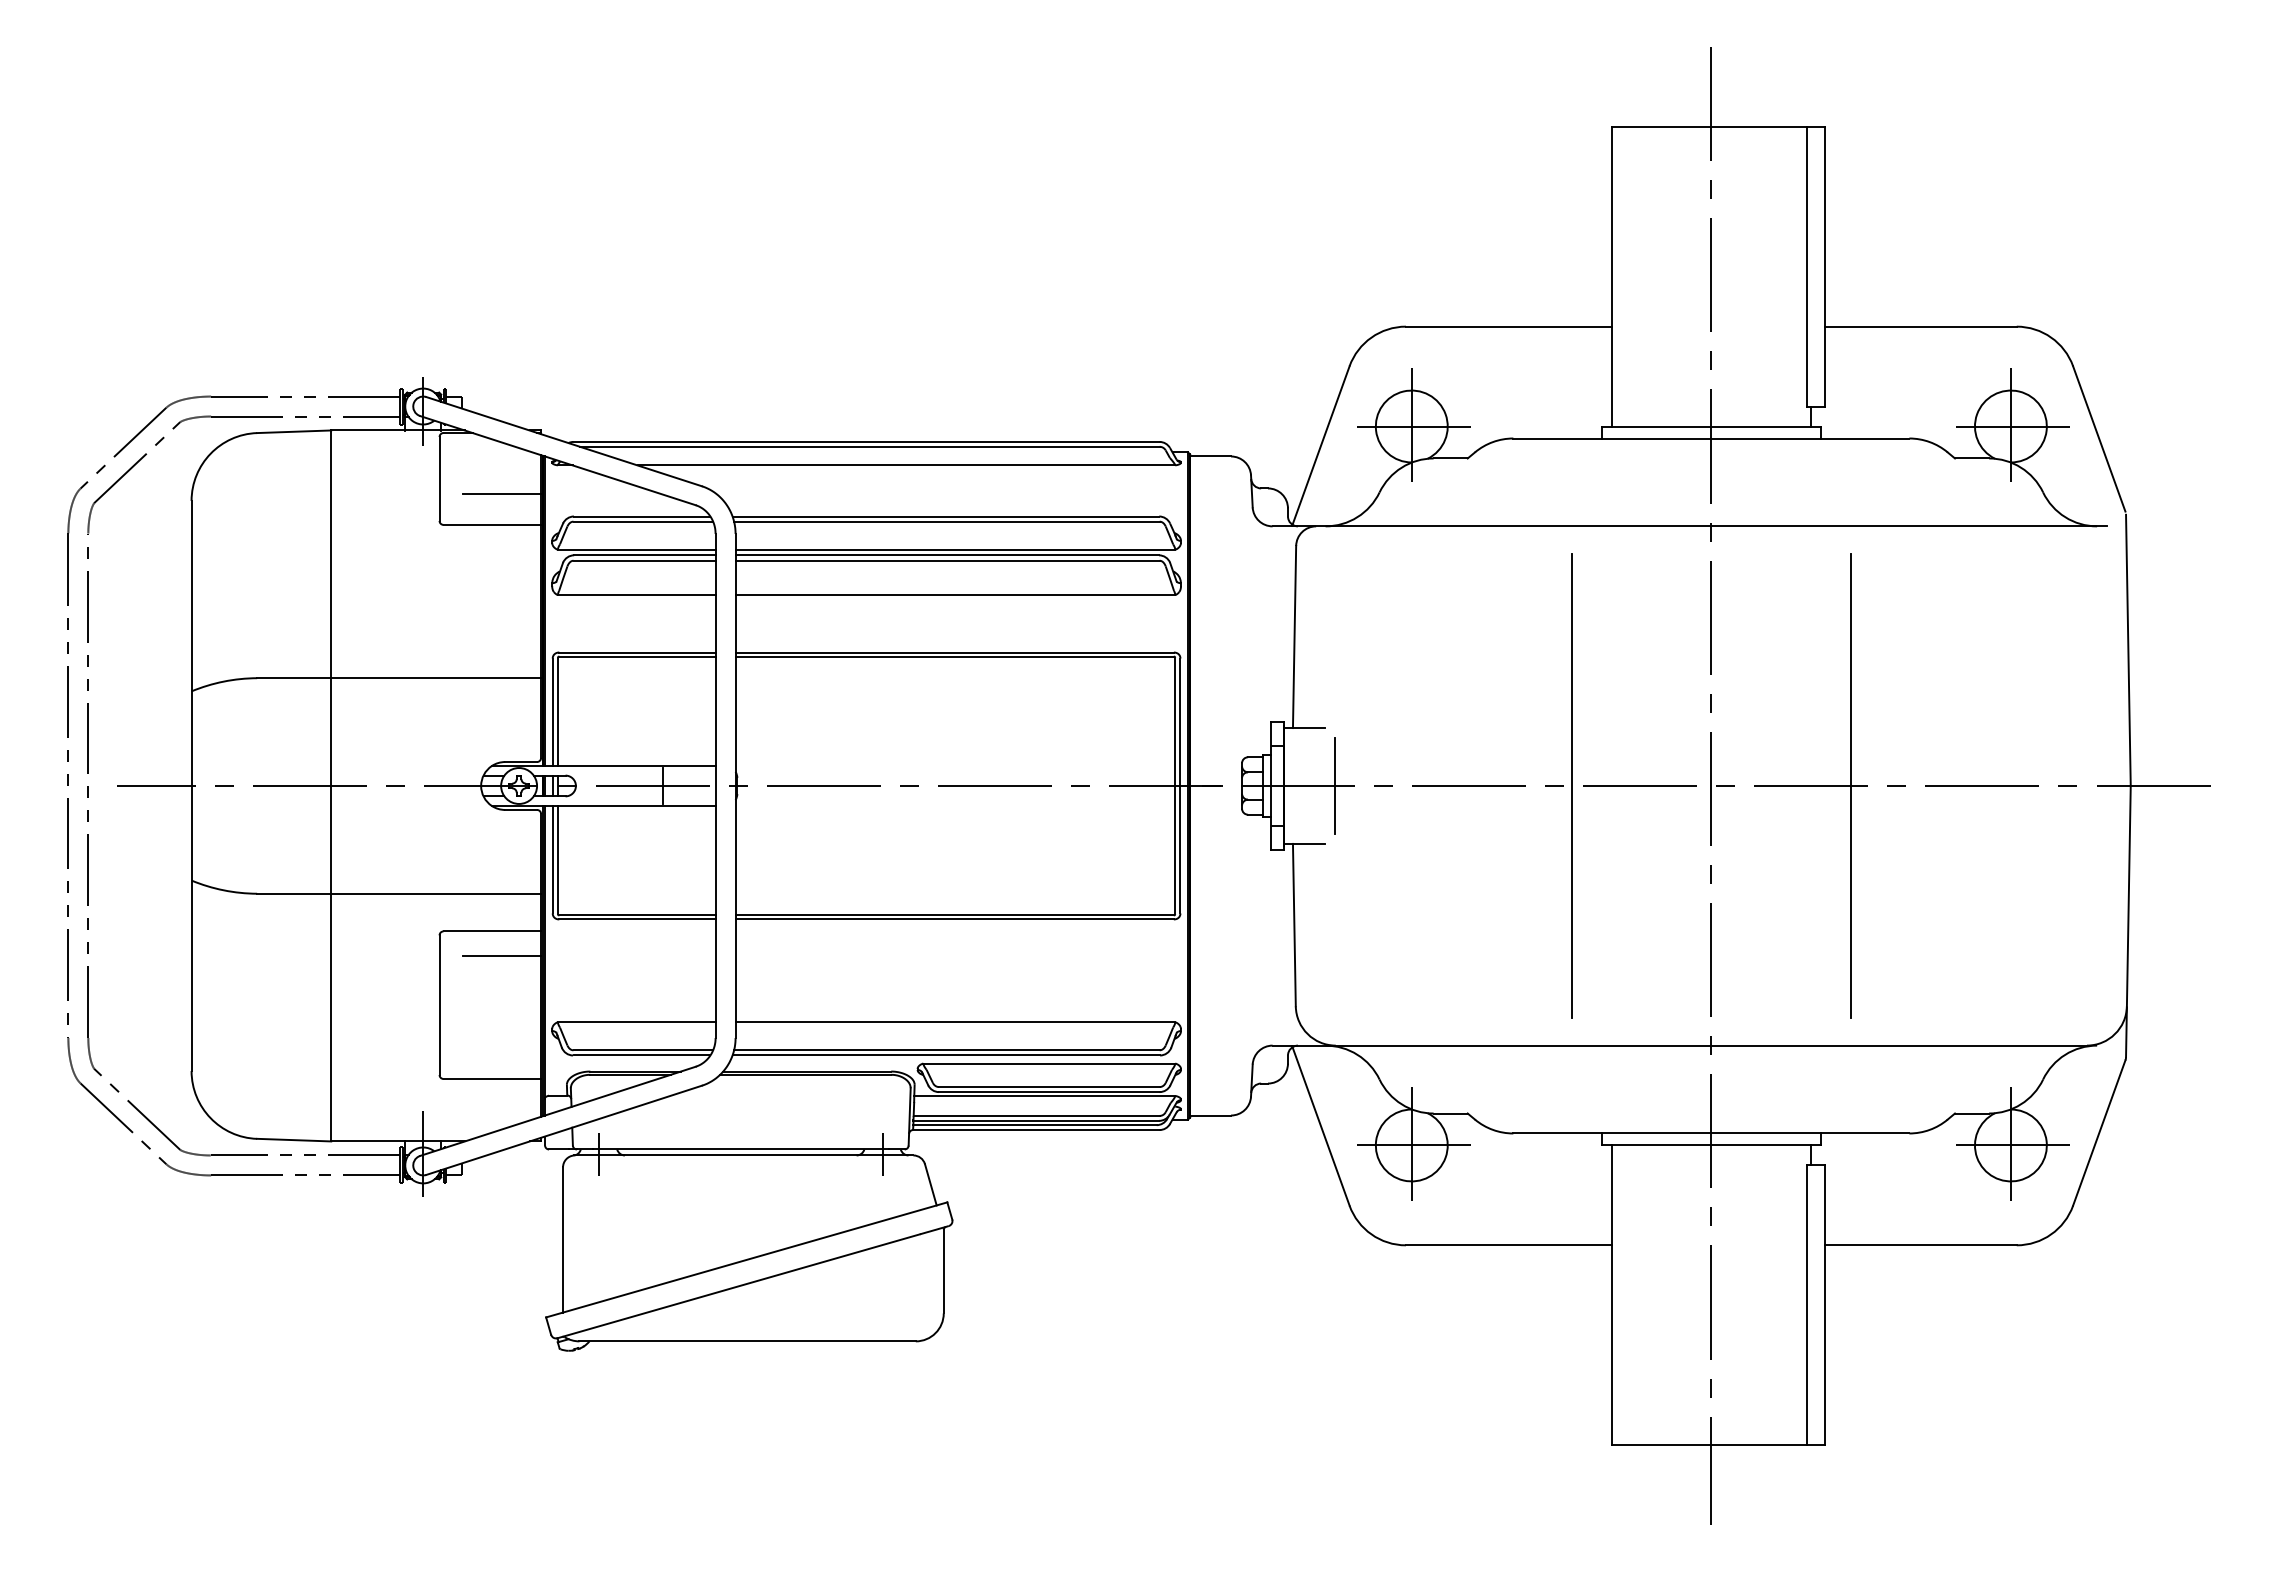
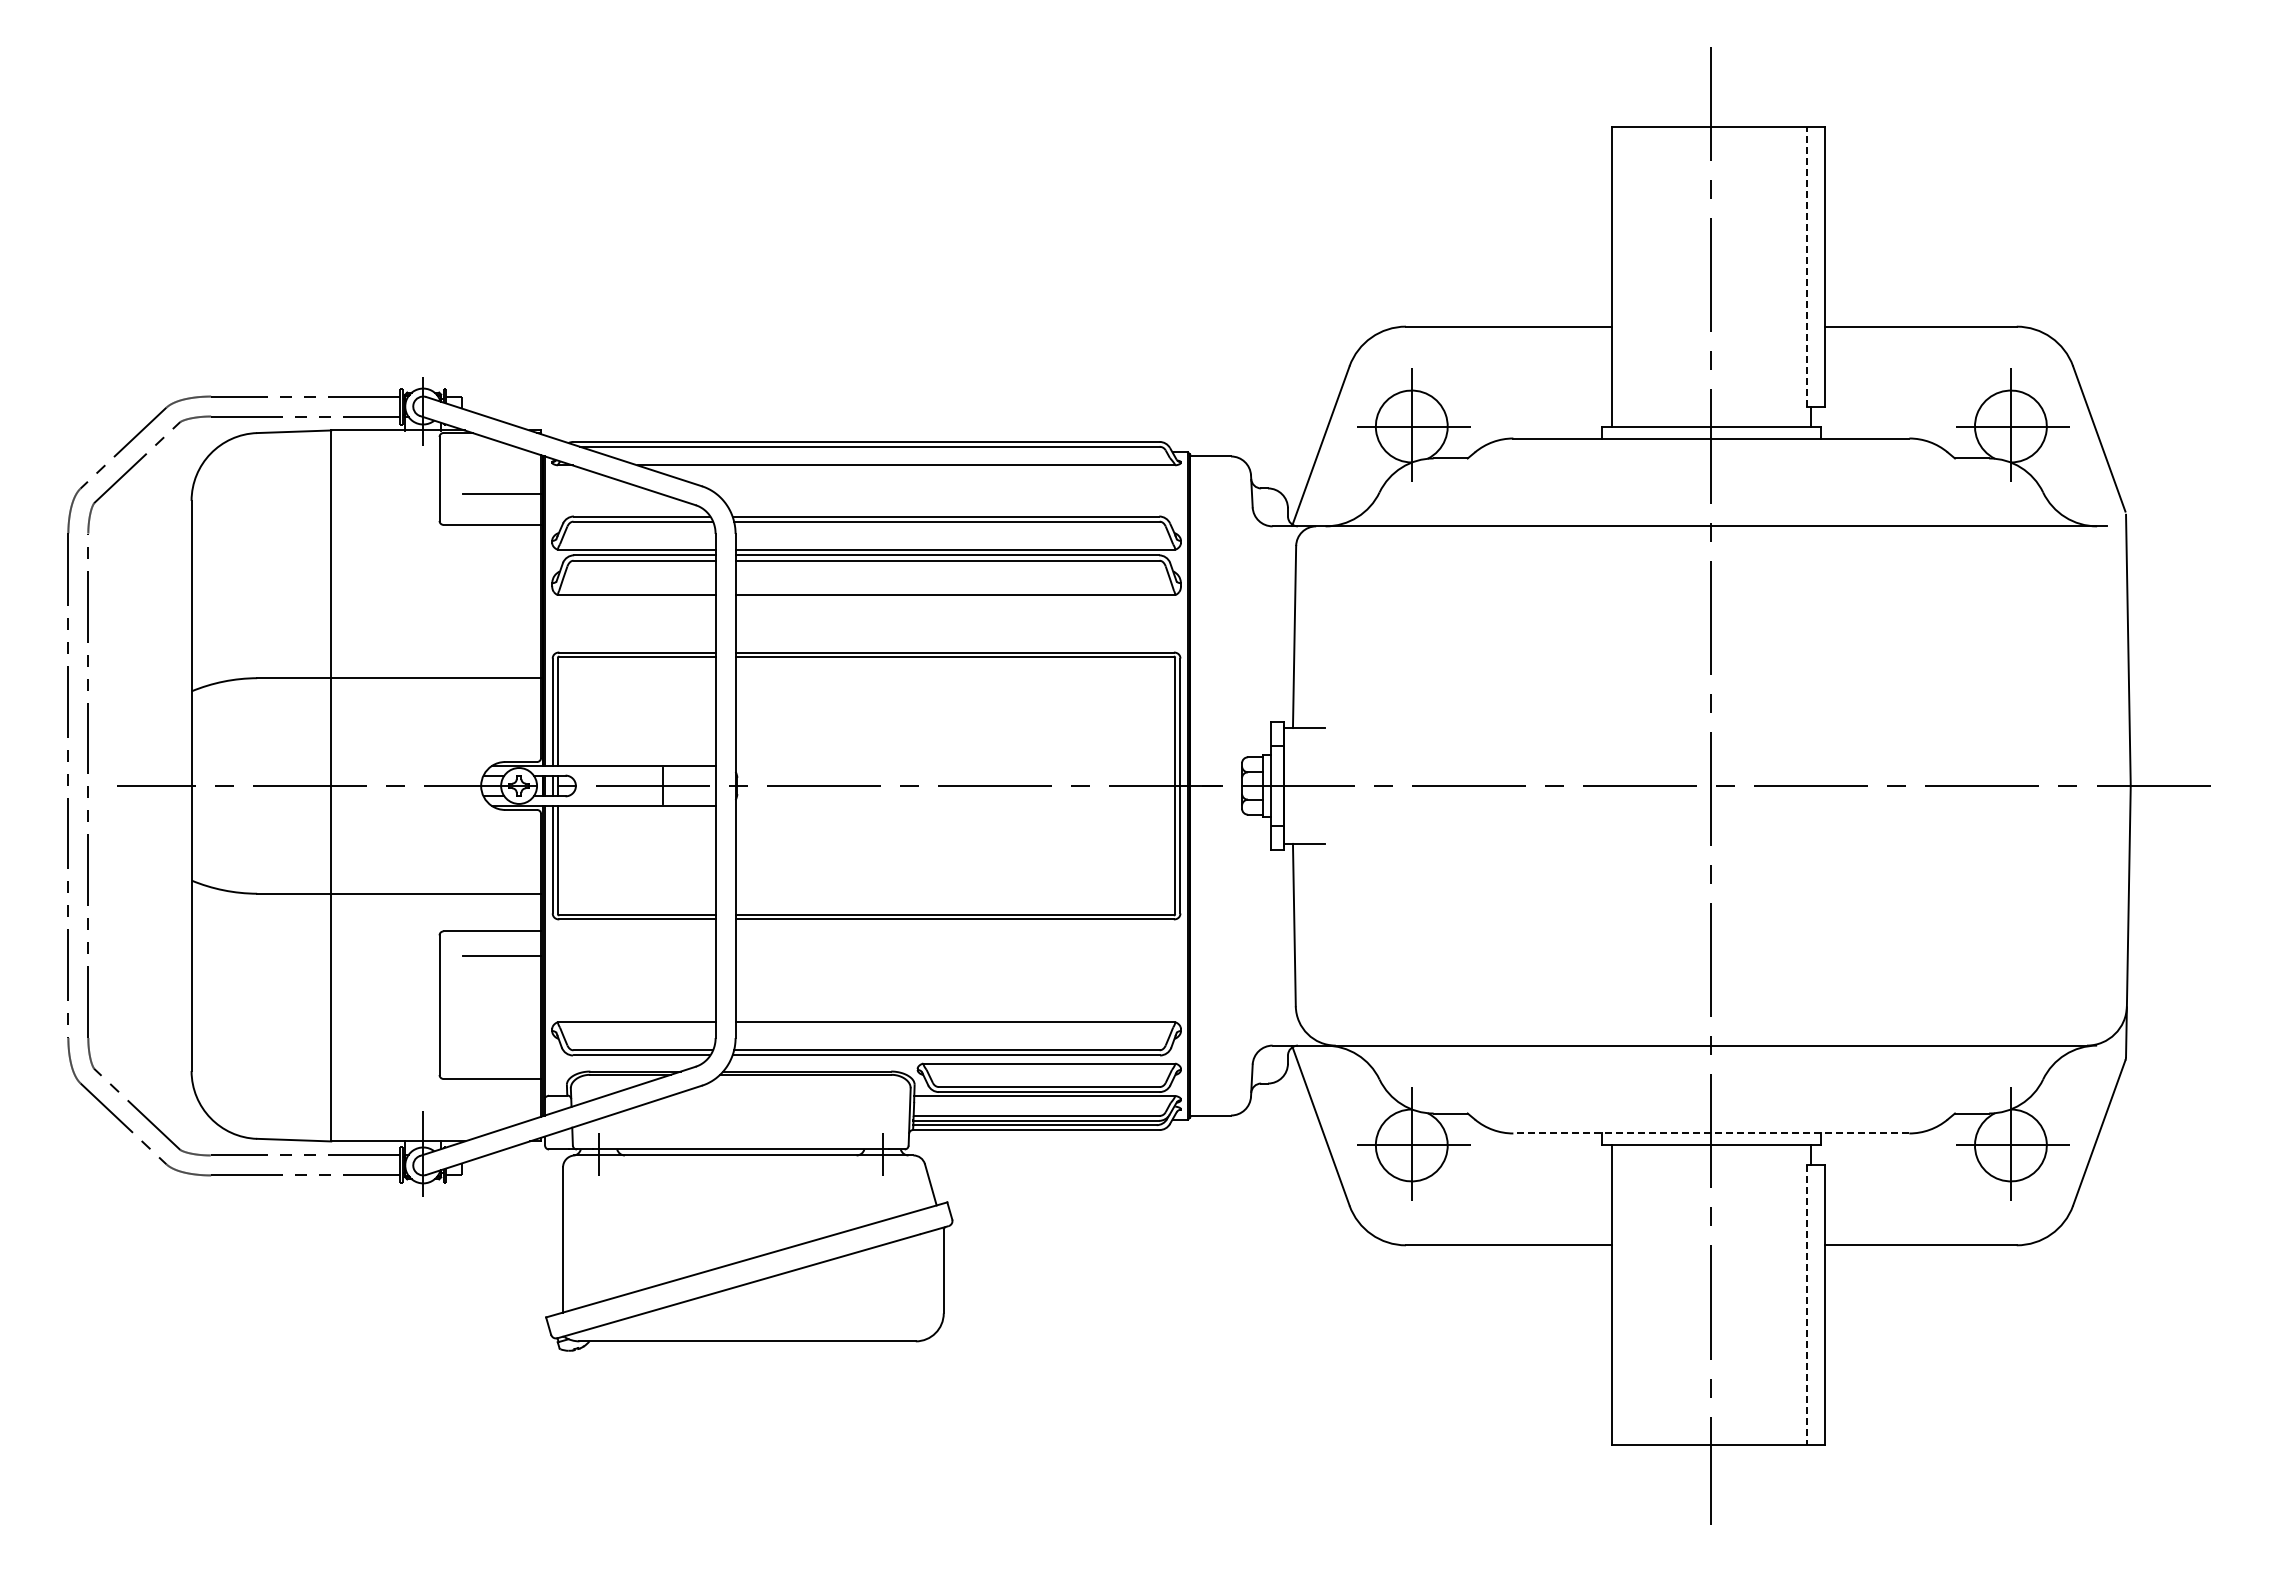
line: solid -> dashed (1807, 266)
line: present -> none (1335, 785)
line: present -> none (1571, 785)
line: present -> none (1851, 785)
line: solid -> dashed (1711, 1133)
line: solid -> dashed (1807, 1305)
